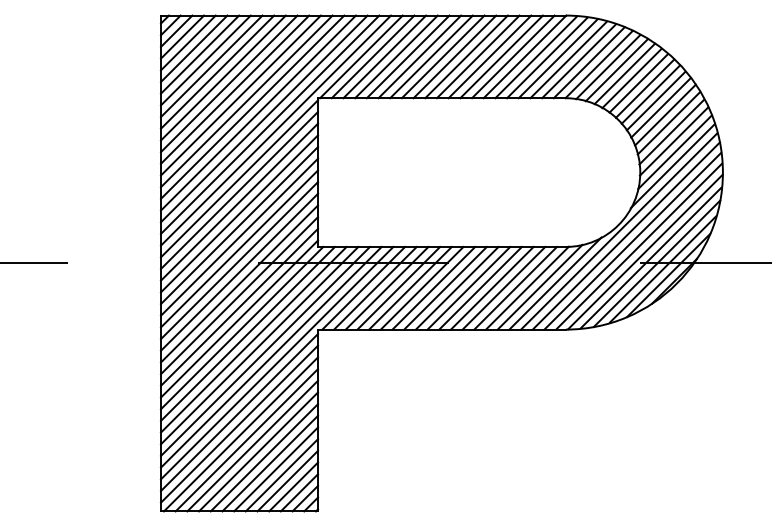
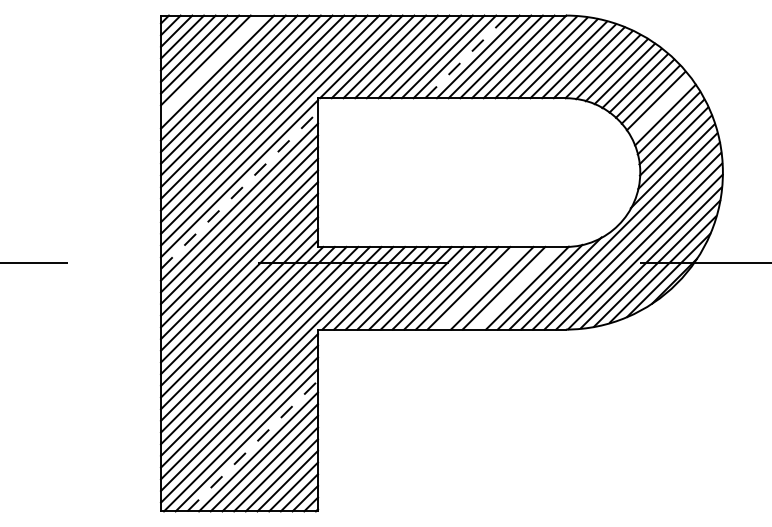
line: solid -> dashed (466, 56)
line: present -> none (211, 66)
line: present -> none (660, 107)
line: solid -> dashed (239, 190)
line: present -> none (480, 287)
line: present -> none (515, 287)
line: solid -> dashed (253, 445)
